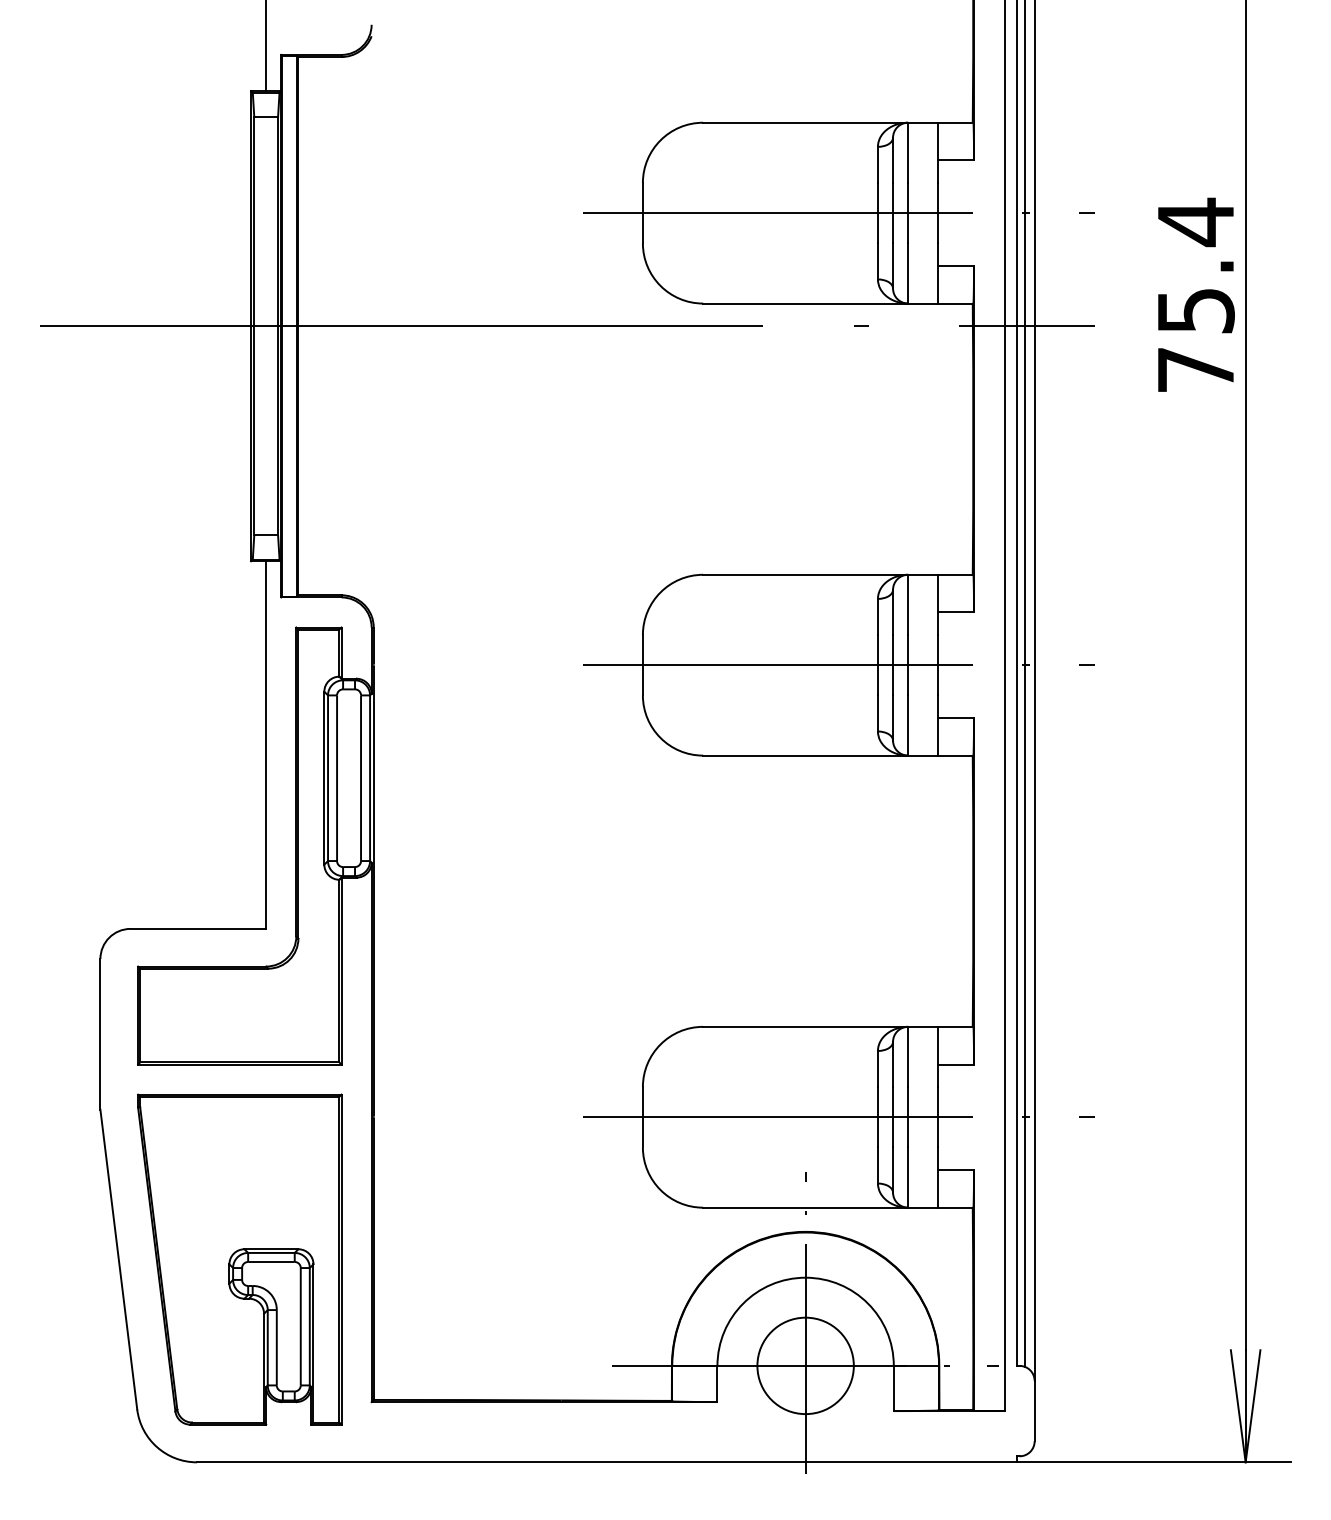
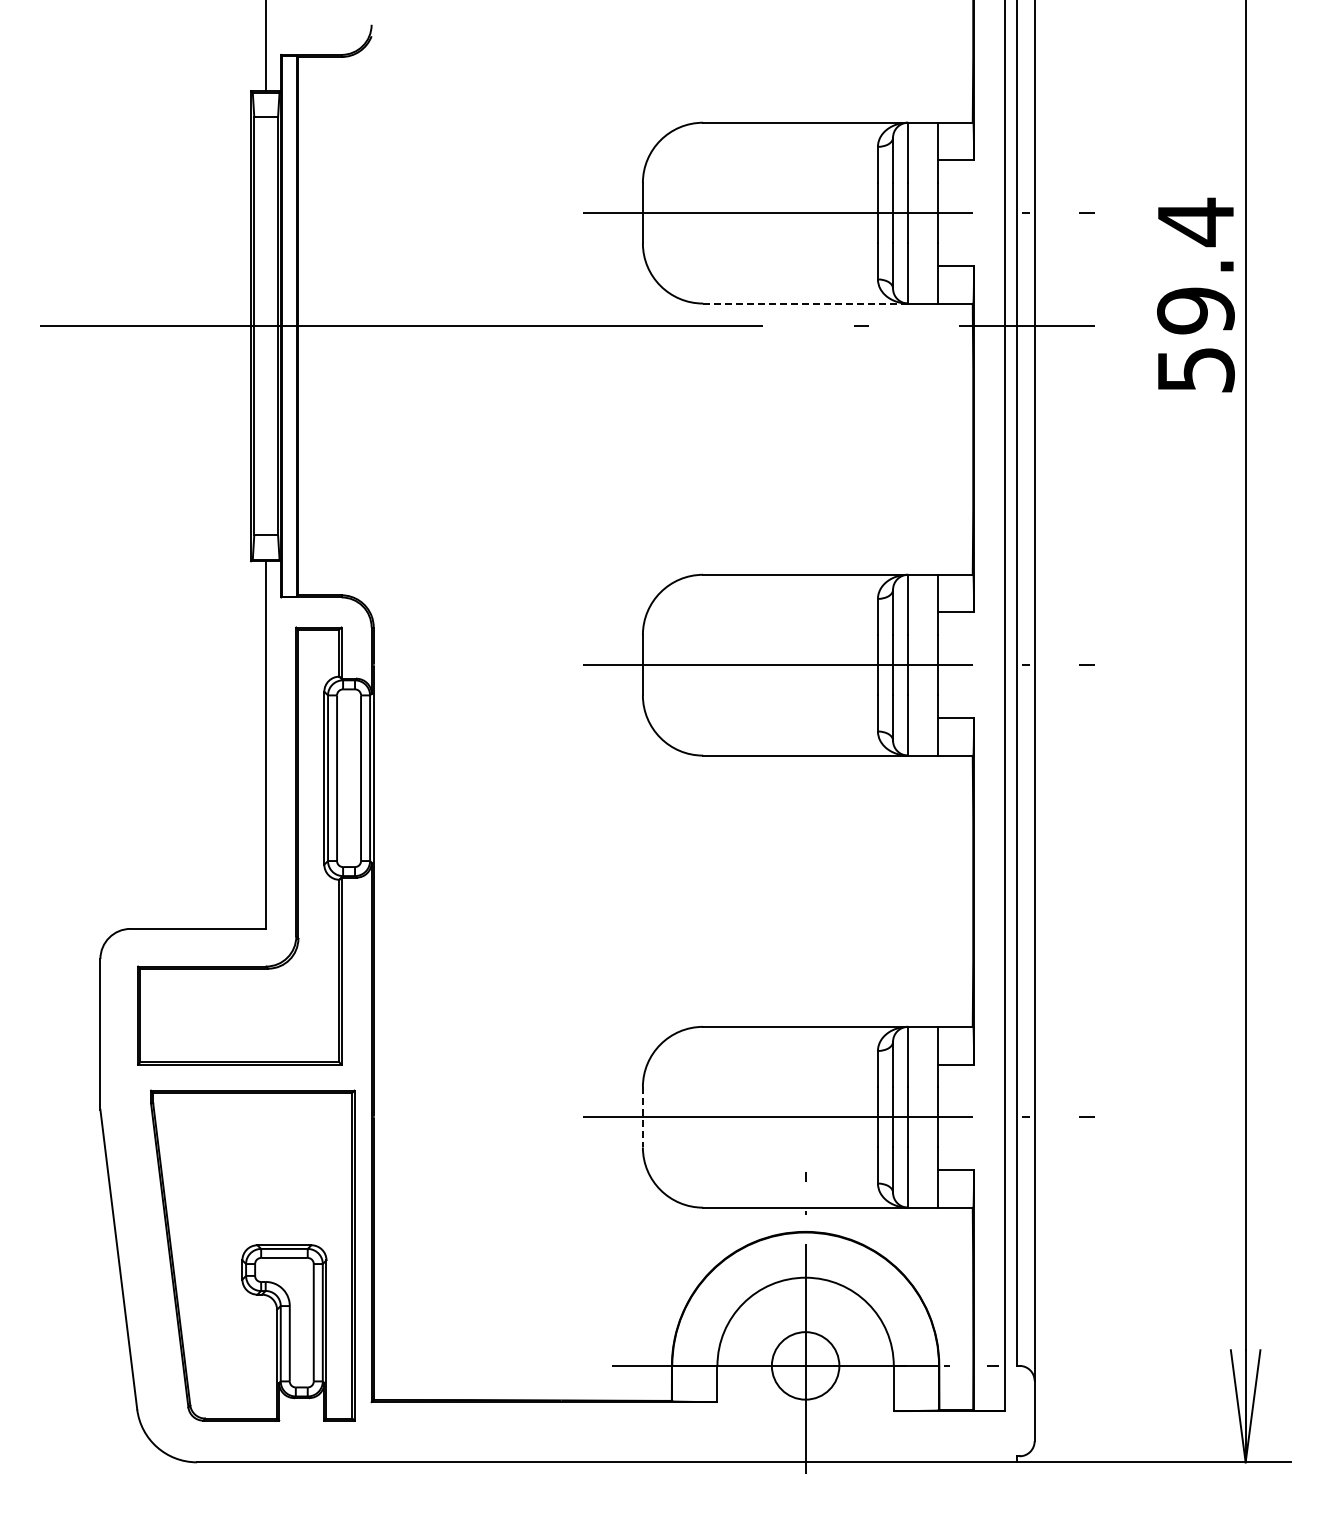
line: solid -> dashed (805, 303)
text: 75.4 -> 59.4 (1195, 339)
line: present -> none (1024, 684)
line: solid -> dashed (642, 1117)
part position: (239, 1259) -> (252, 1255) (252, 1255)
circle diameter: 96 px -> 68 px (805, 1365)
